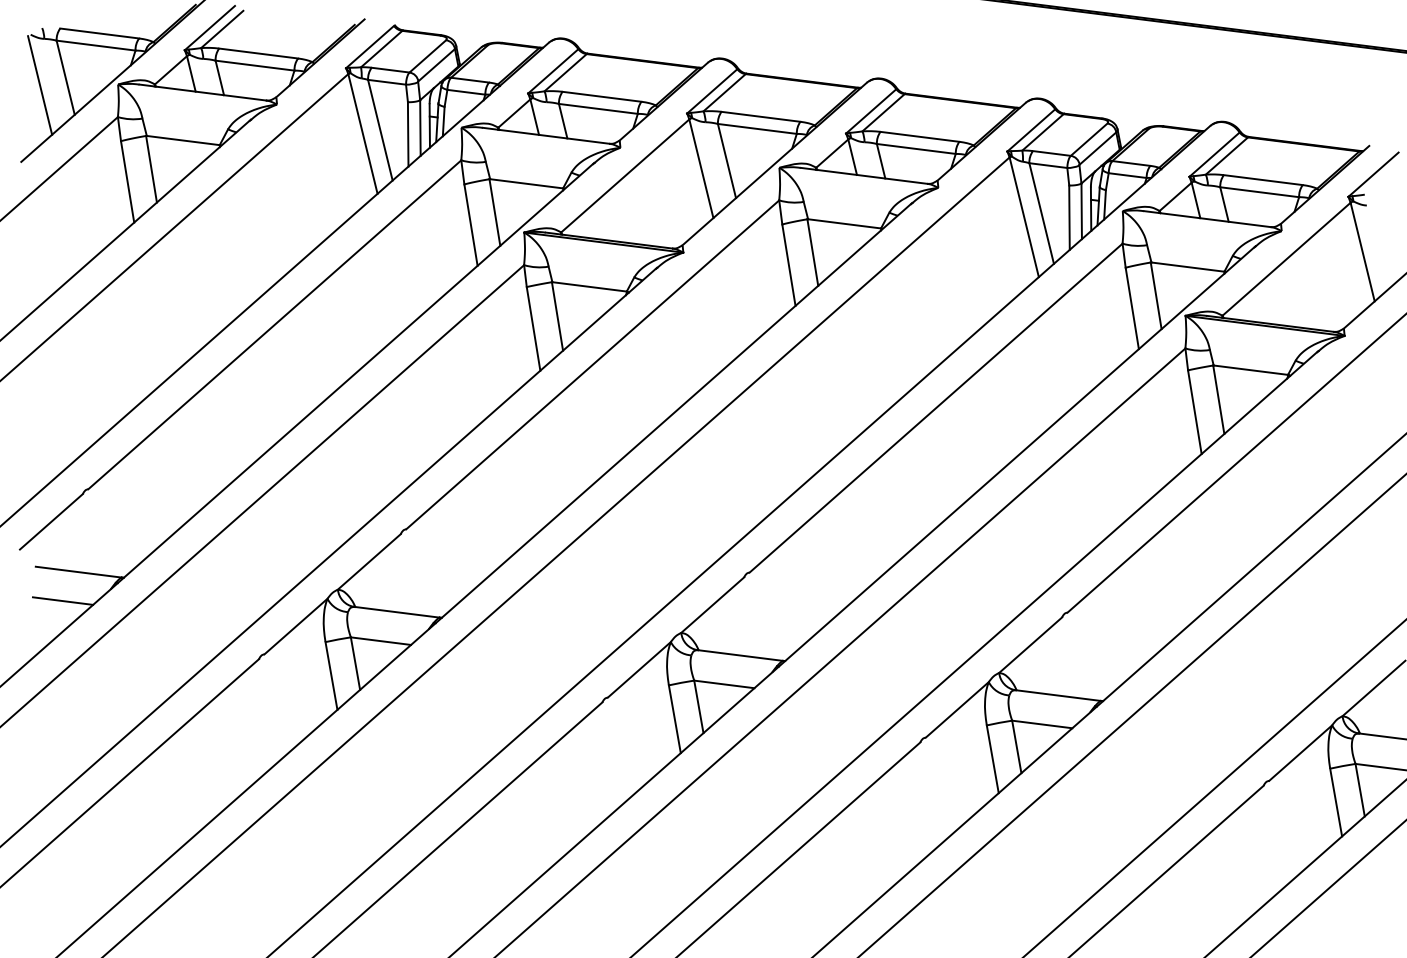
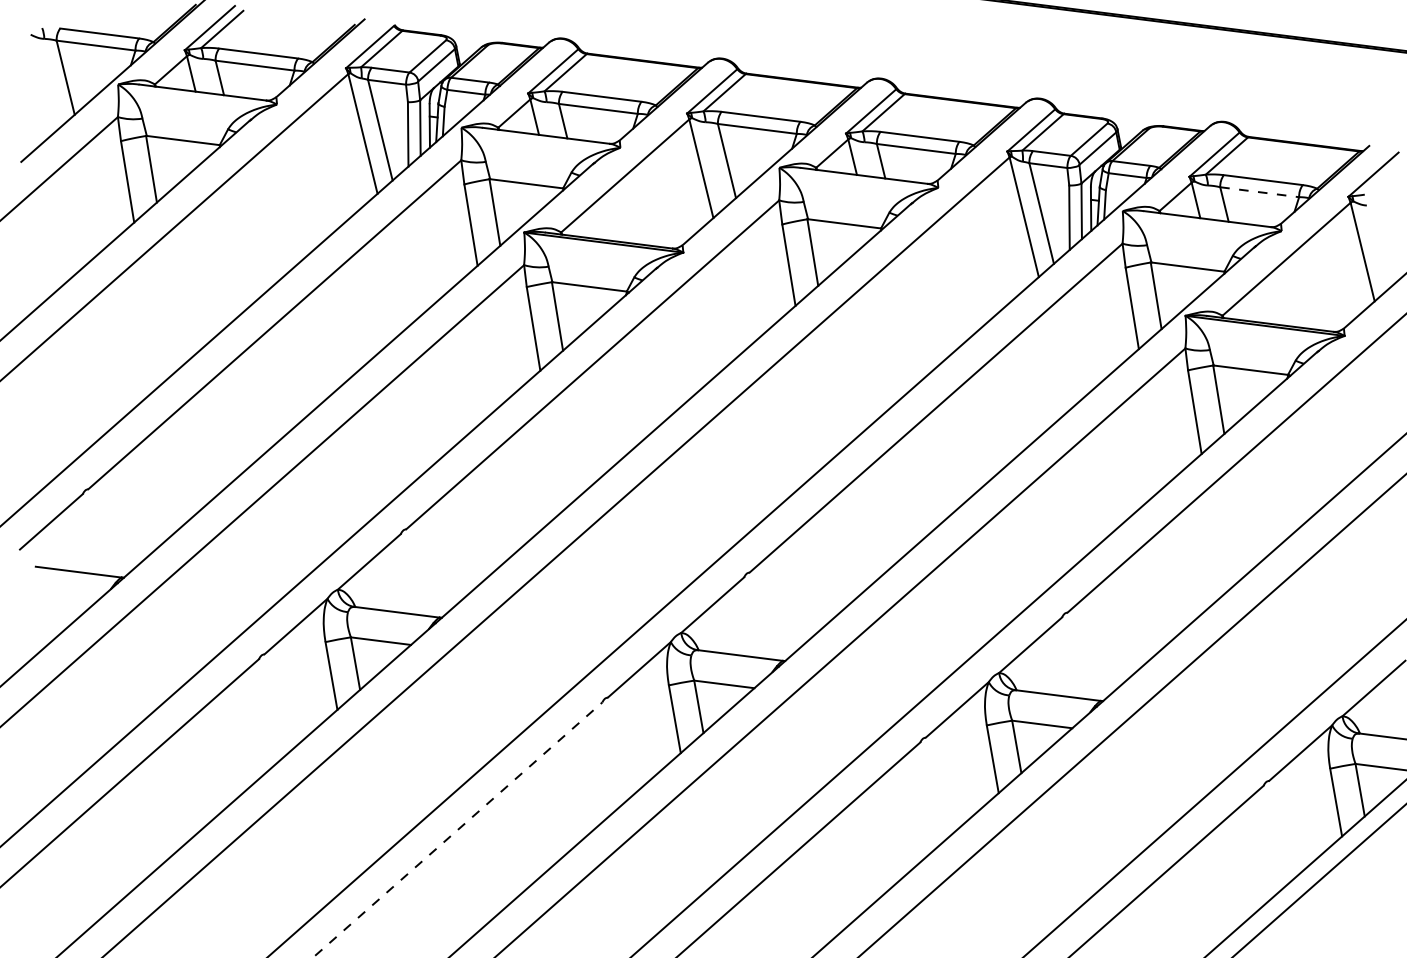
line: present -> none (40, 85)
line: solid -> dashed (1259, 192)
line: present -> none (62, 600)
line: solid -> dashed (457, 829)
line position: (1328, 888) -> (1319, 880) (1319, 880)
